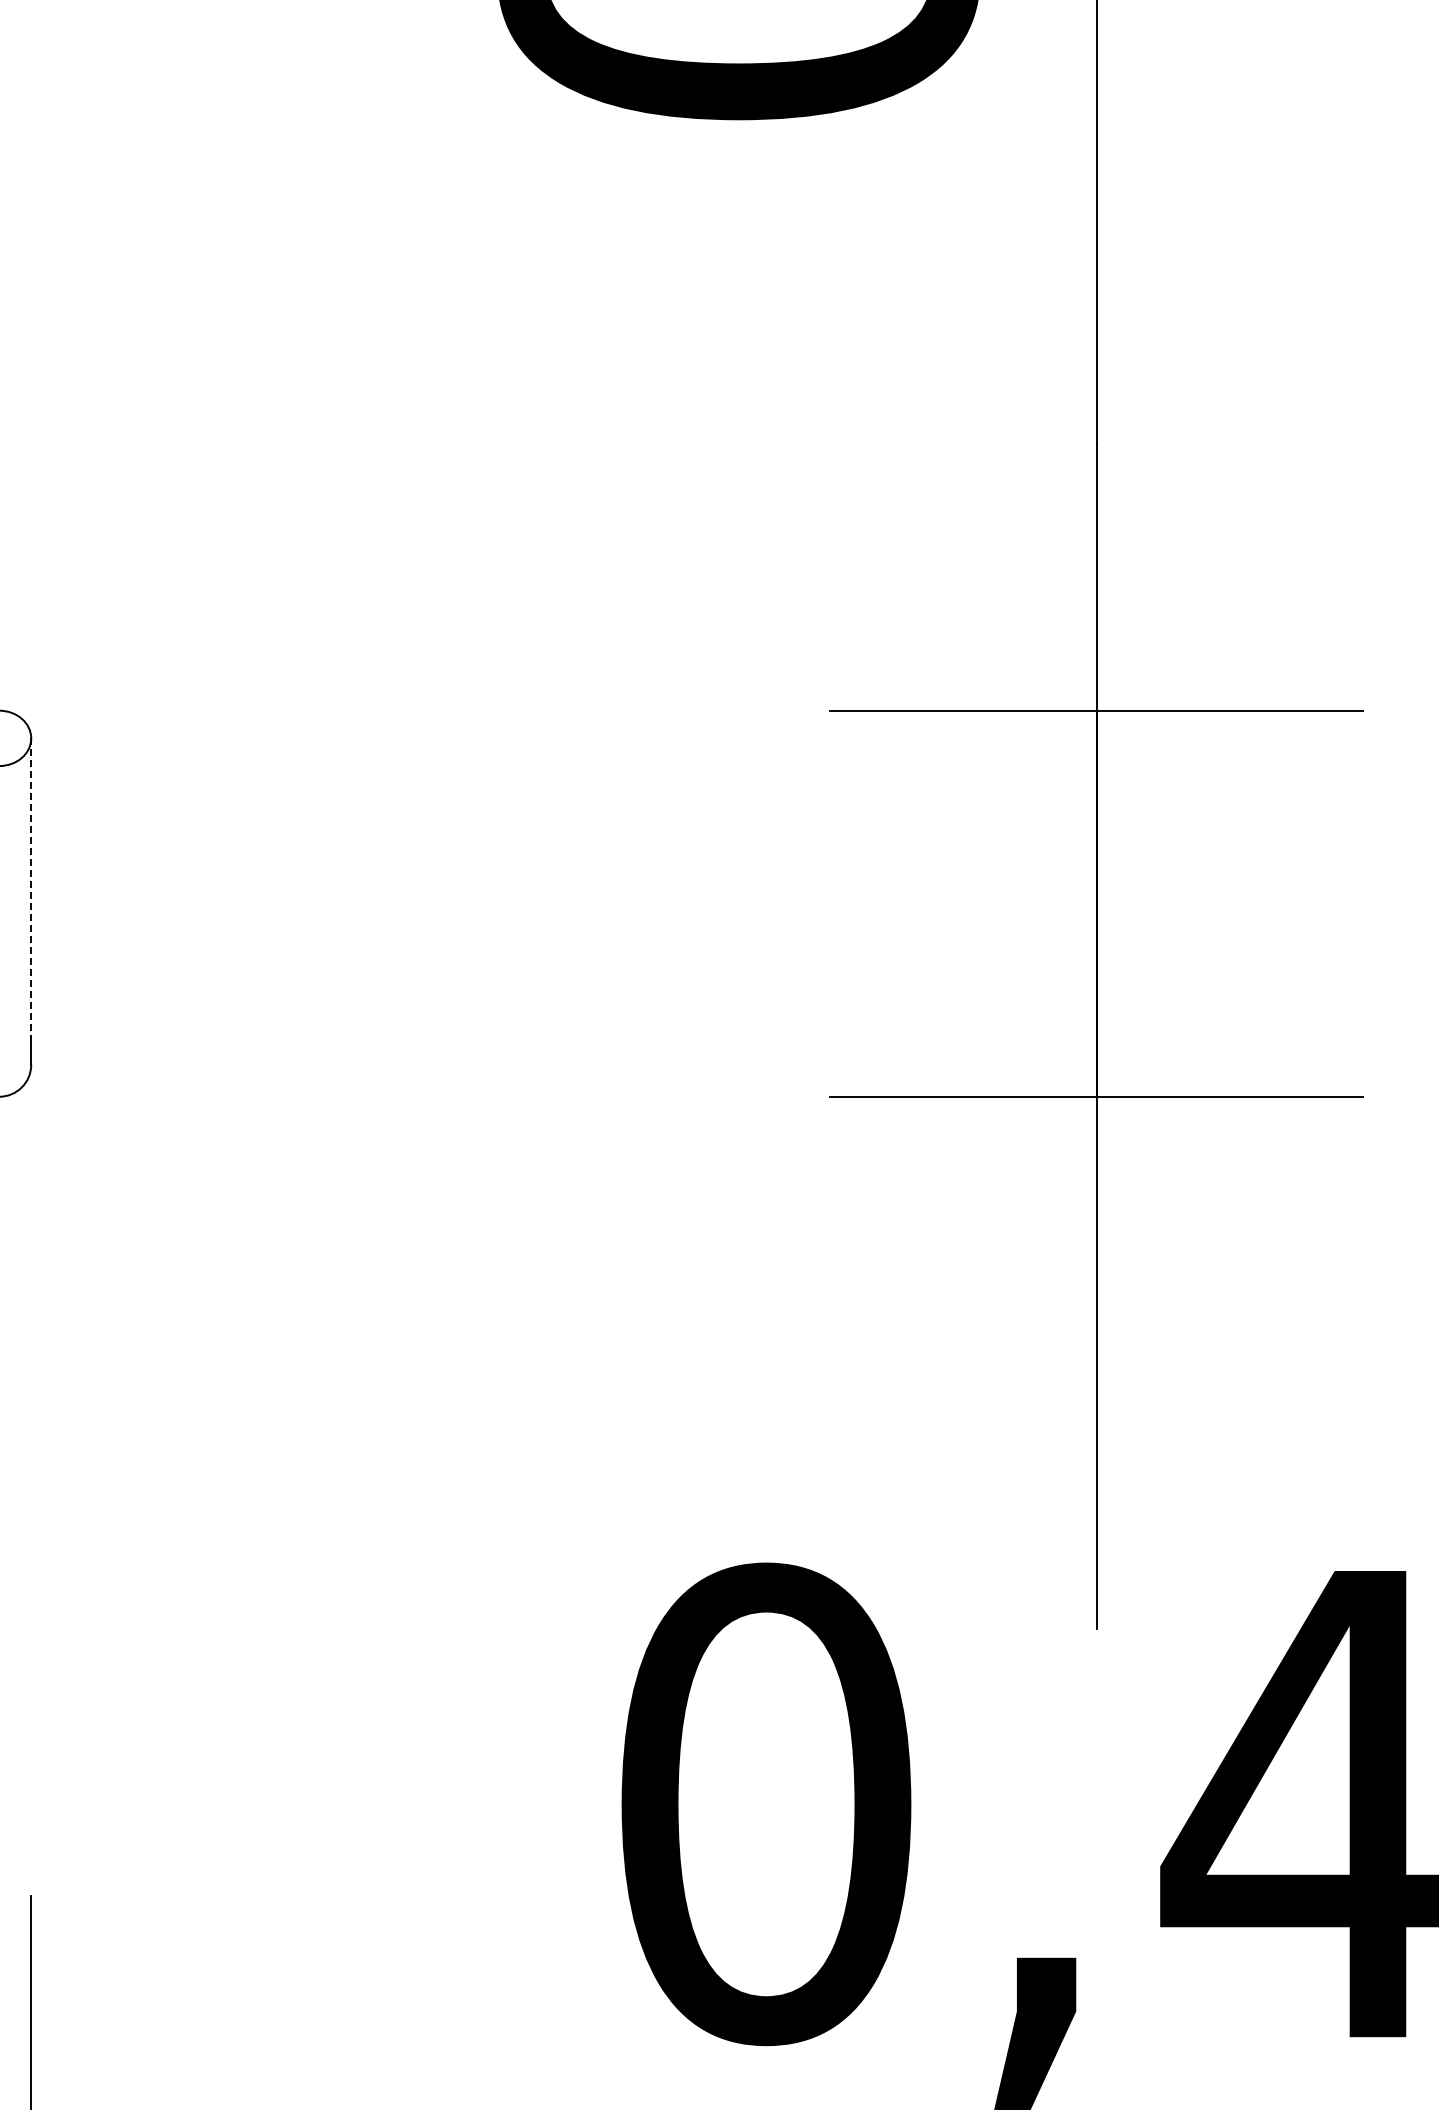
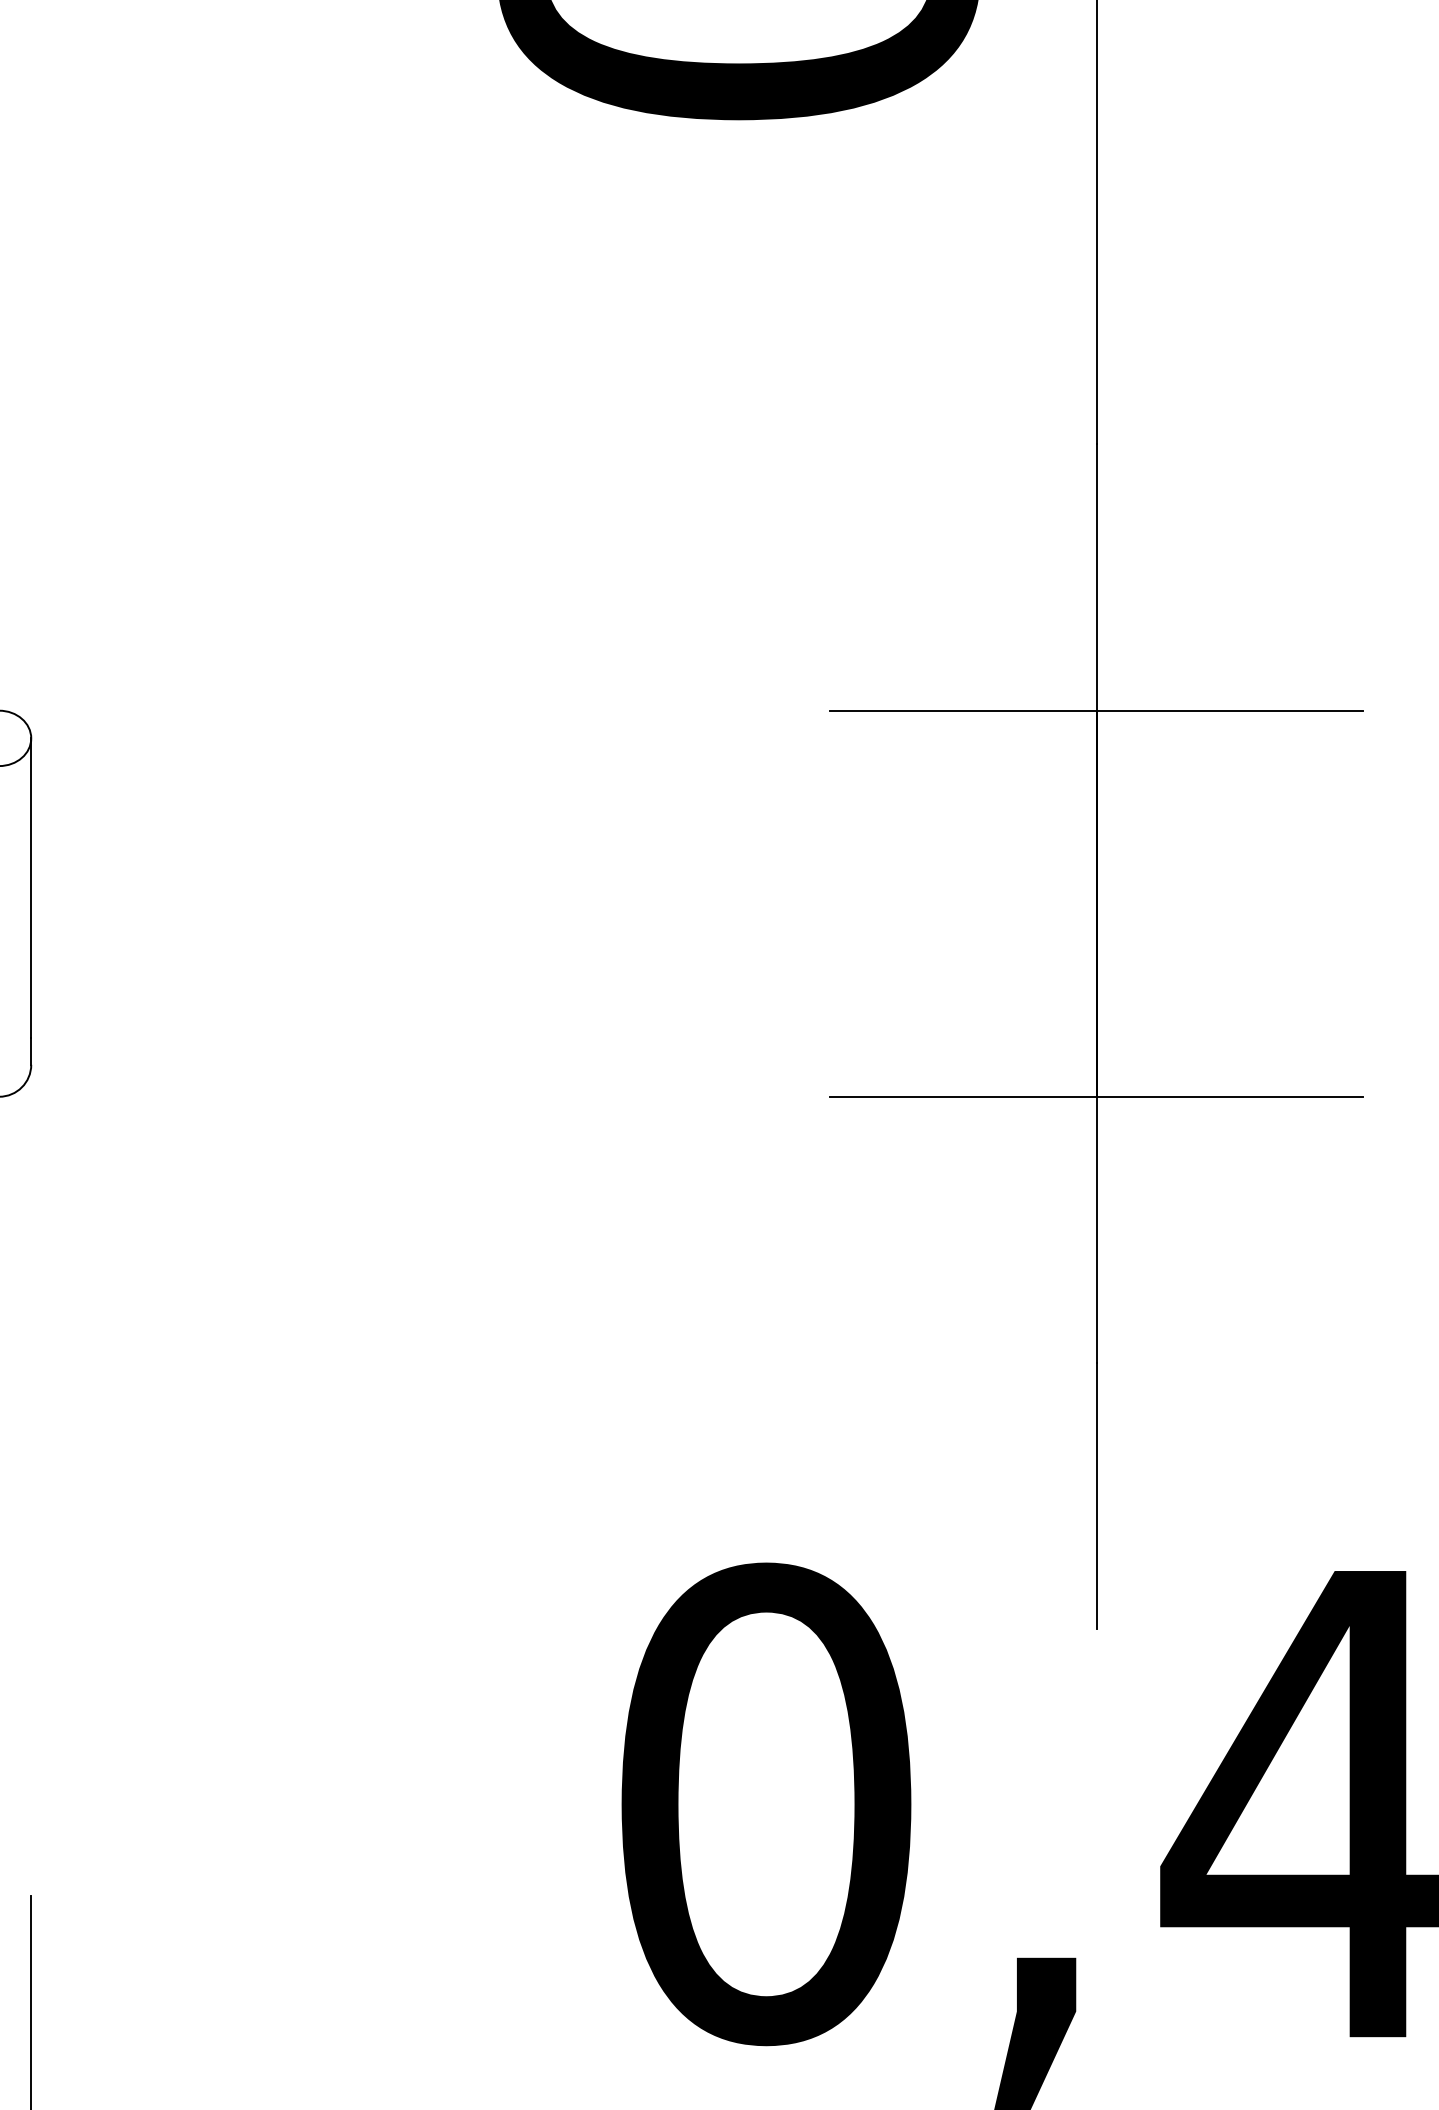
line: dashed -> solid (31, 888)
